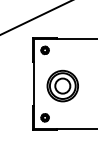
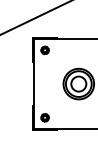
part position: (62, 85) -> (78, 83) (78, 83)
